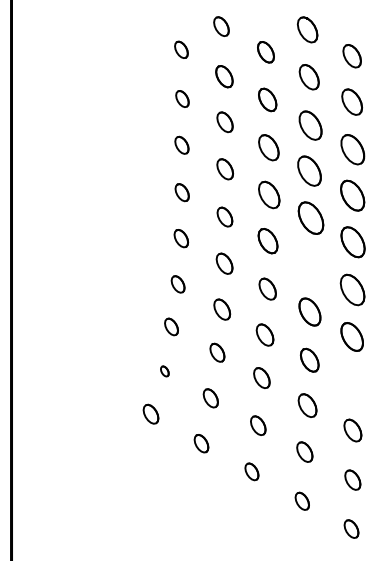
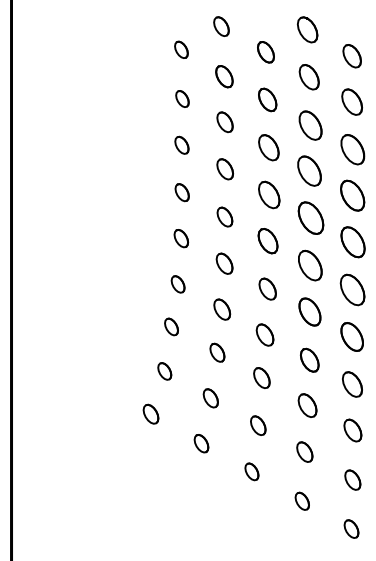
part: none -> present (310, 265)
part size: 10x13 px -> 16x19 px (164, 371)
part: none -> present (352, 384)
